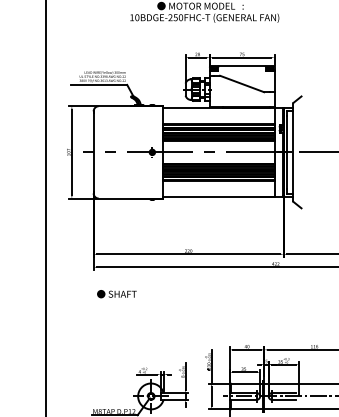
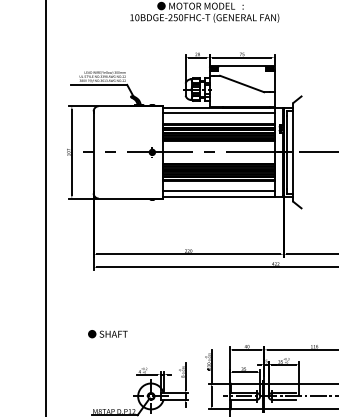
line: none -> present (218, 113)
line: none -> present (218, 191)
text position: (116, 294) -> (107, 334) (107, 334)
